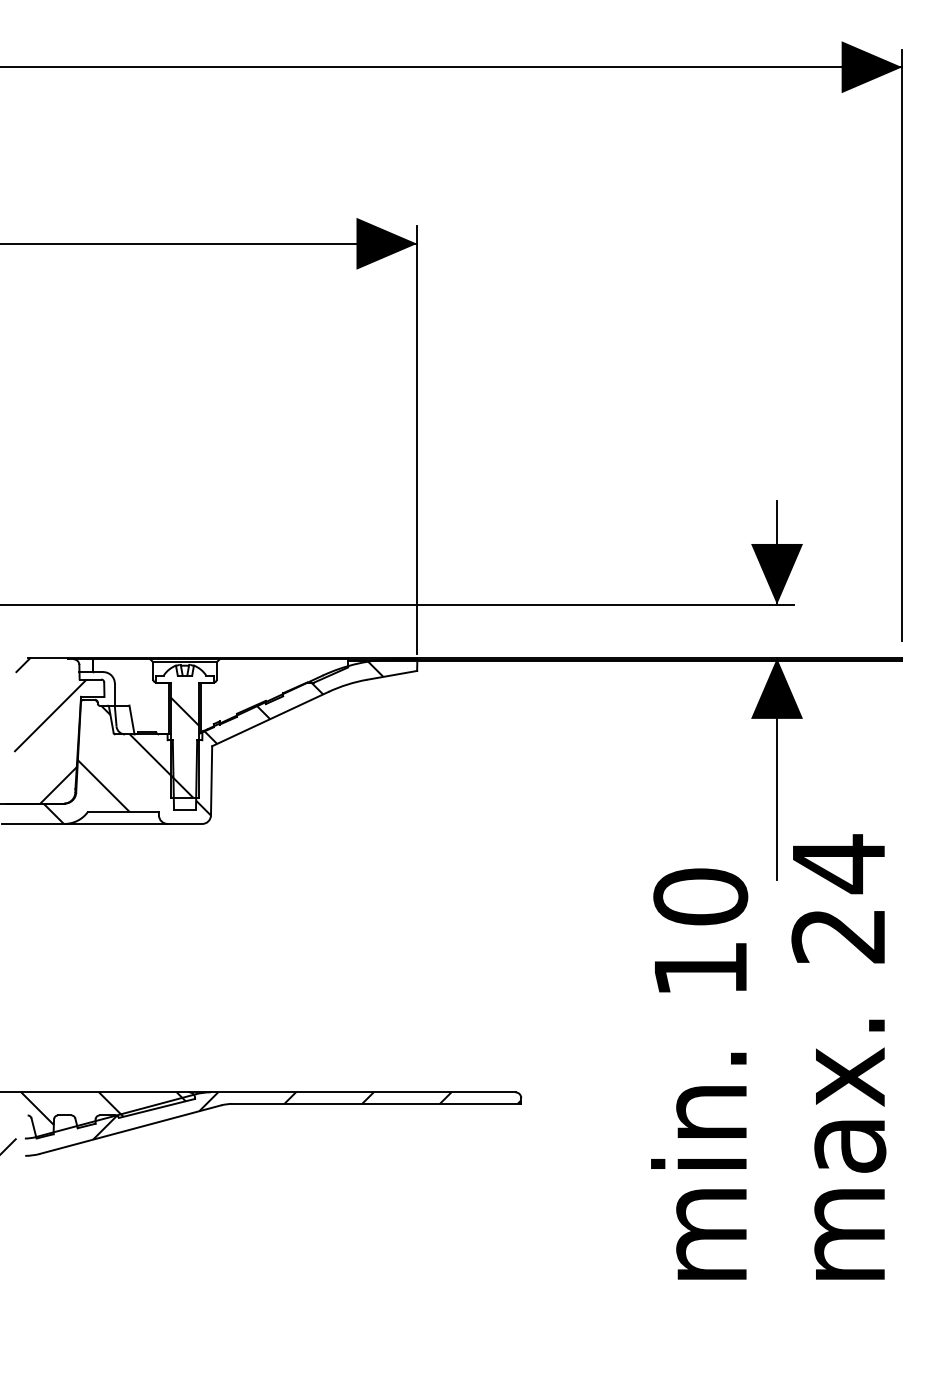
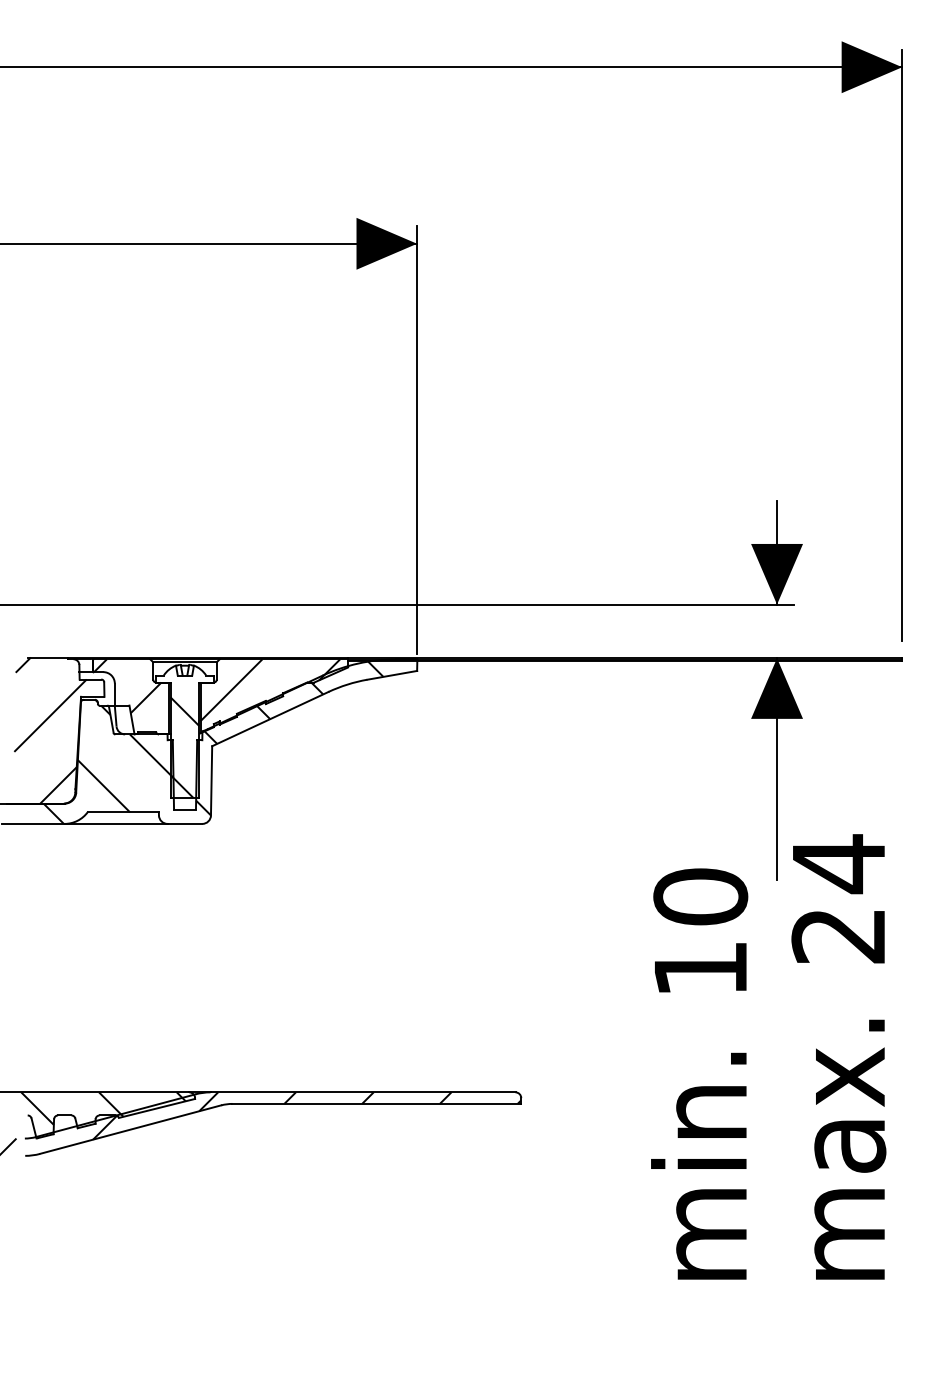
hatch: none -> present (127, 686)
hatch: none -> present (270, 690)
